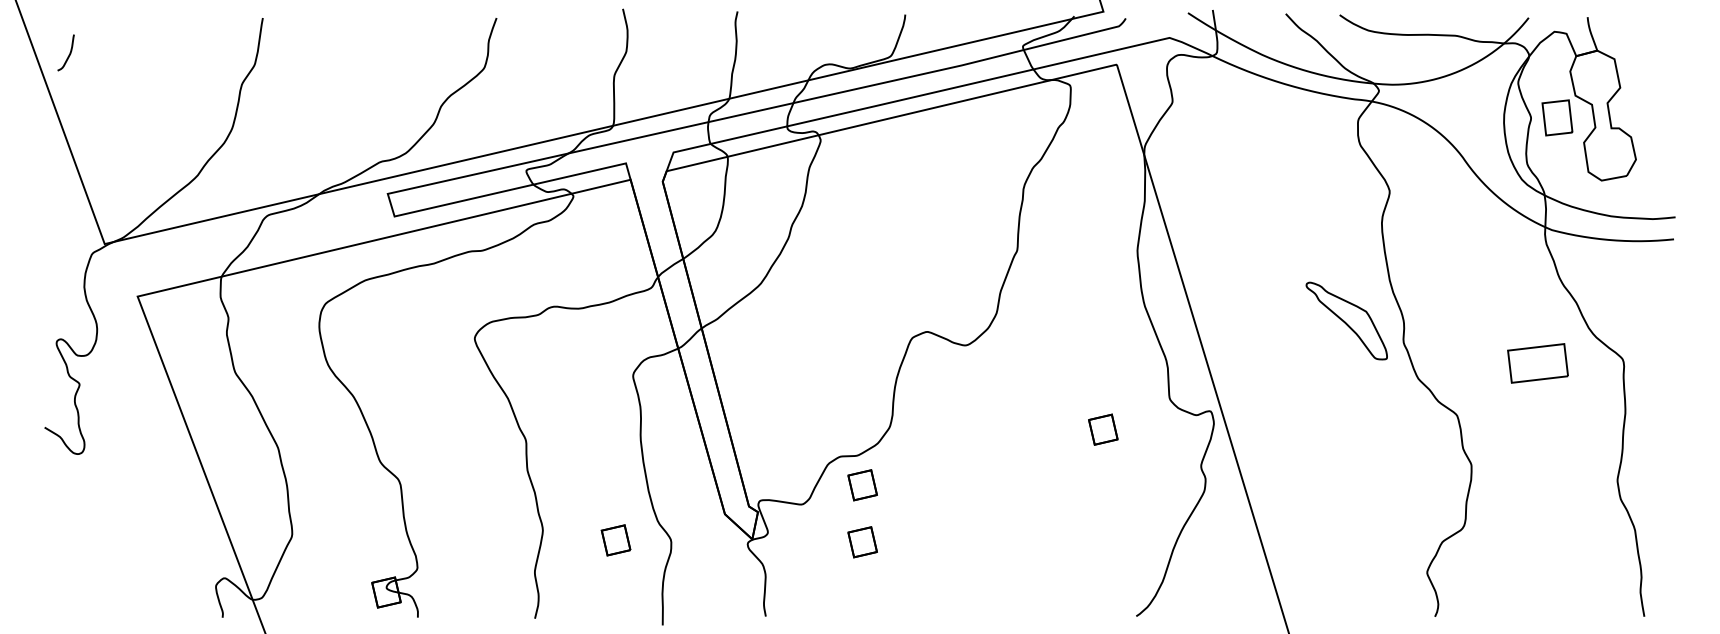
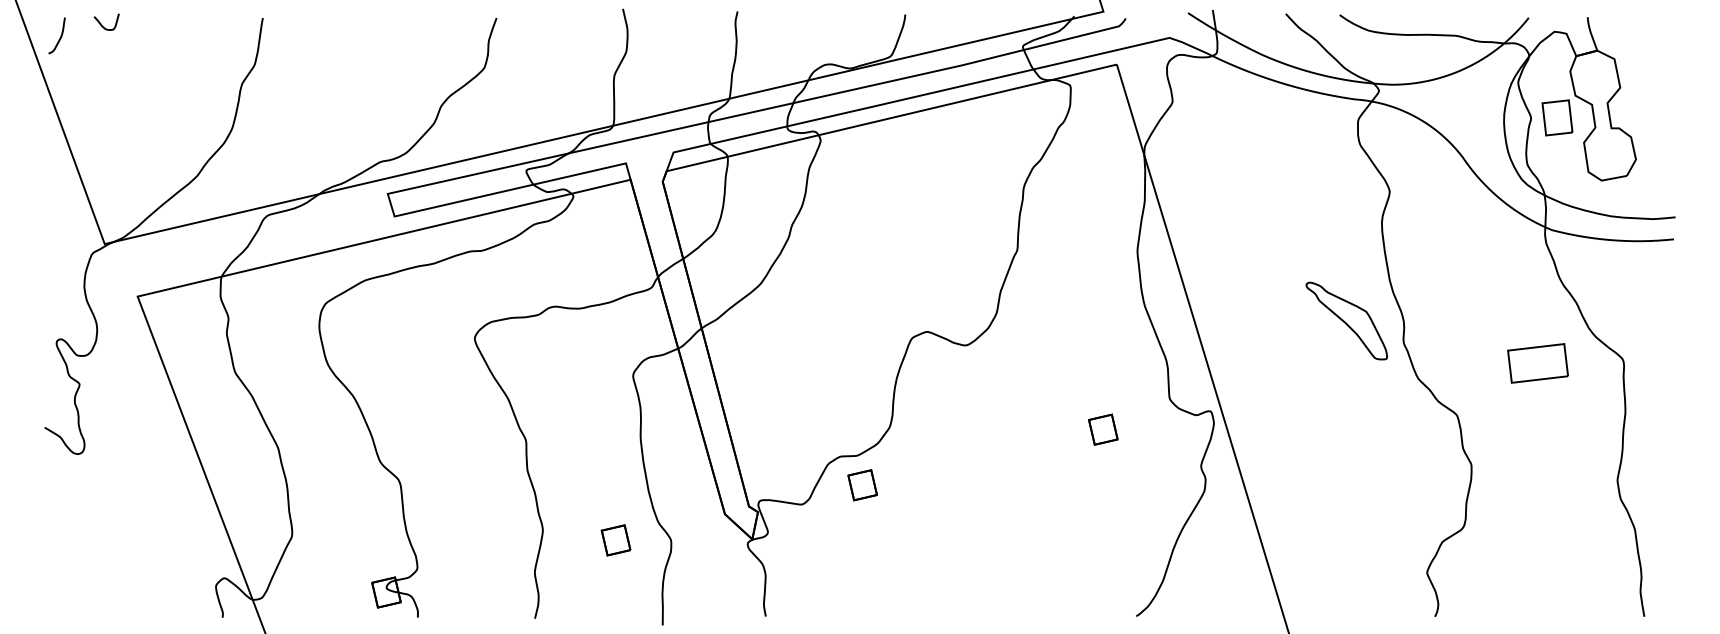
curve: none -> present (101, 23)
curve position: (68, 54) -> (59, 37) (59, 37)
part: present -> none (862, 542)
